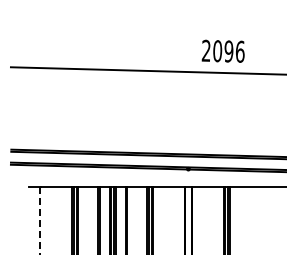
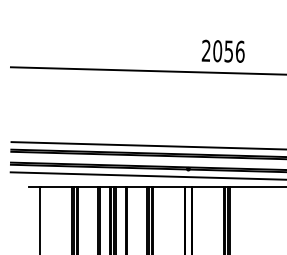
text: 2096 -> 2056 (228, 51)
line: none -> present (147, 145)
line: none -> present (146, 175)
line: dashed -> solid (40, 220)
